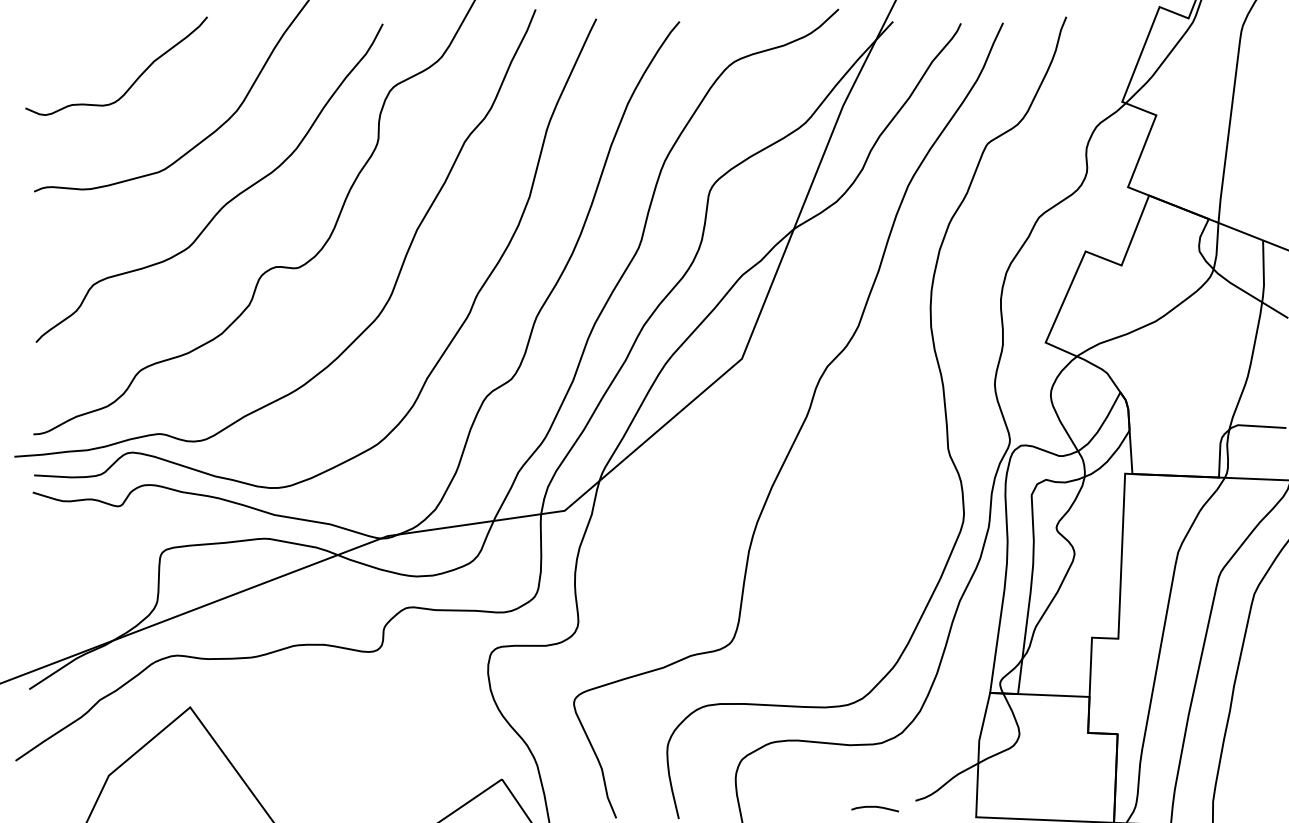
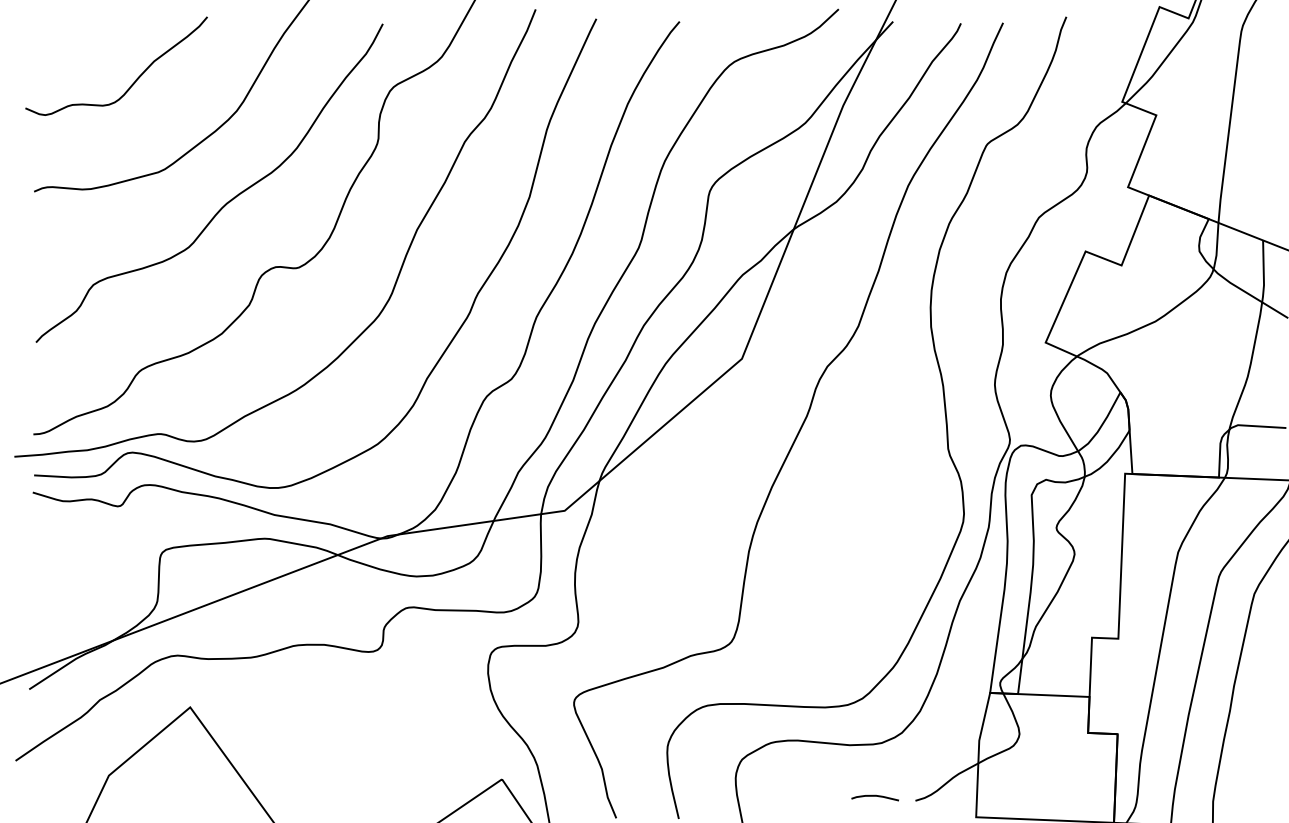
curve position: (874, 807) -> (874, 796) (874, 796)
